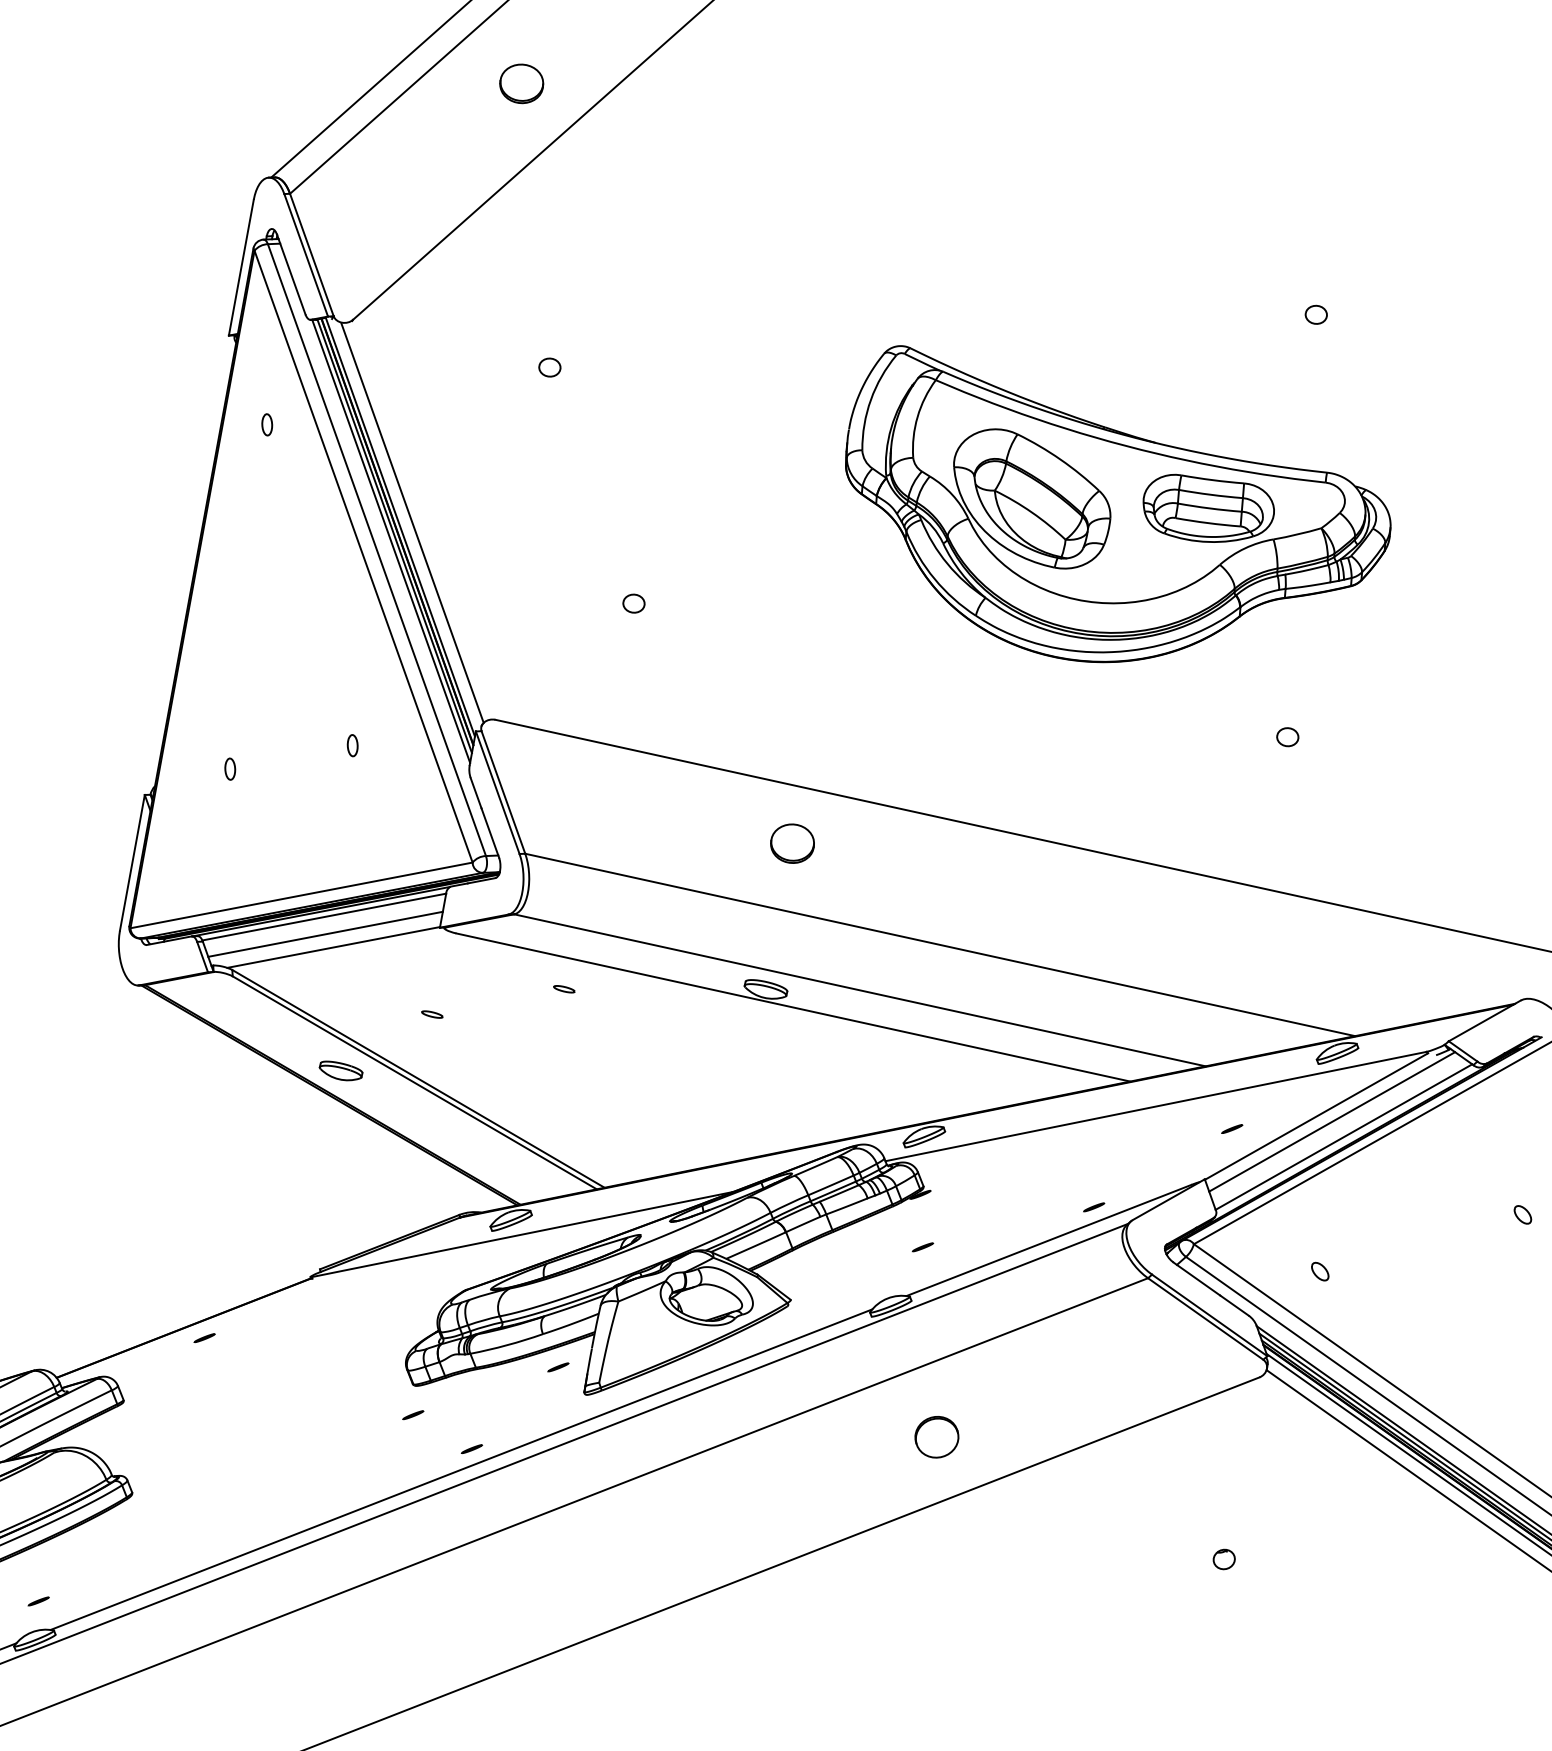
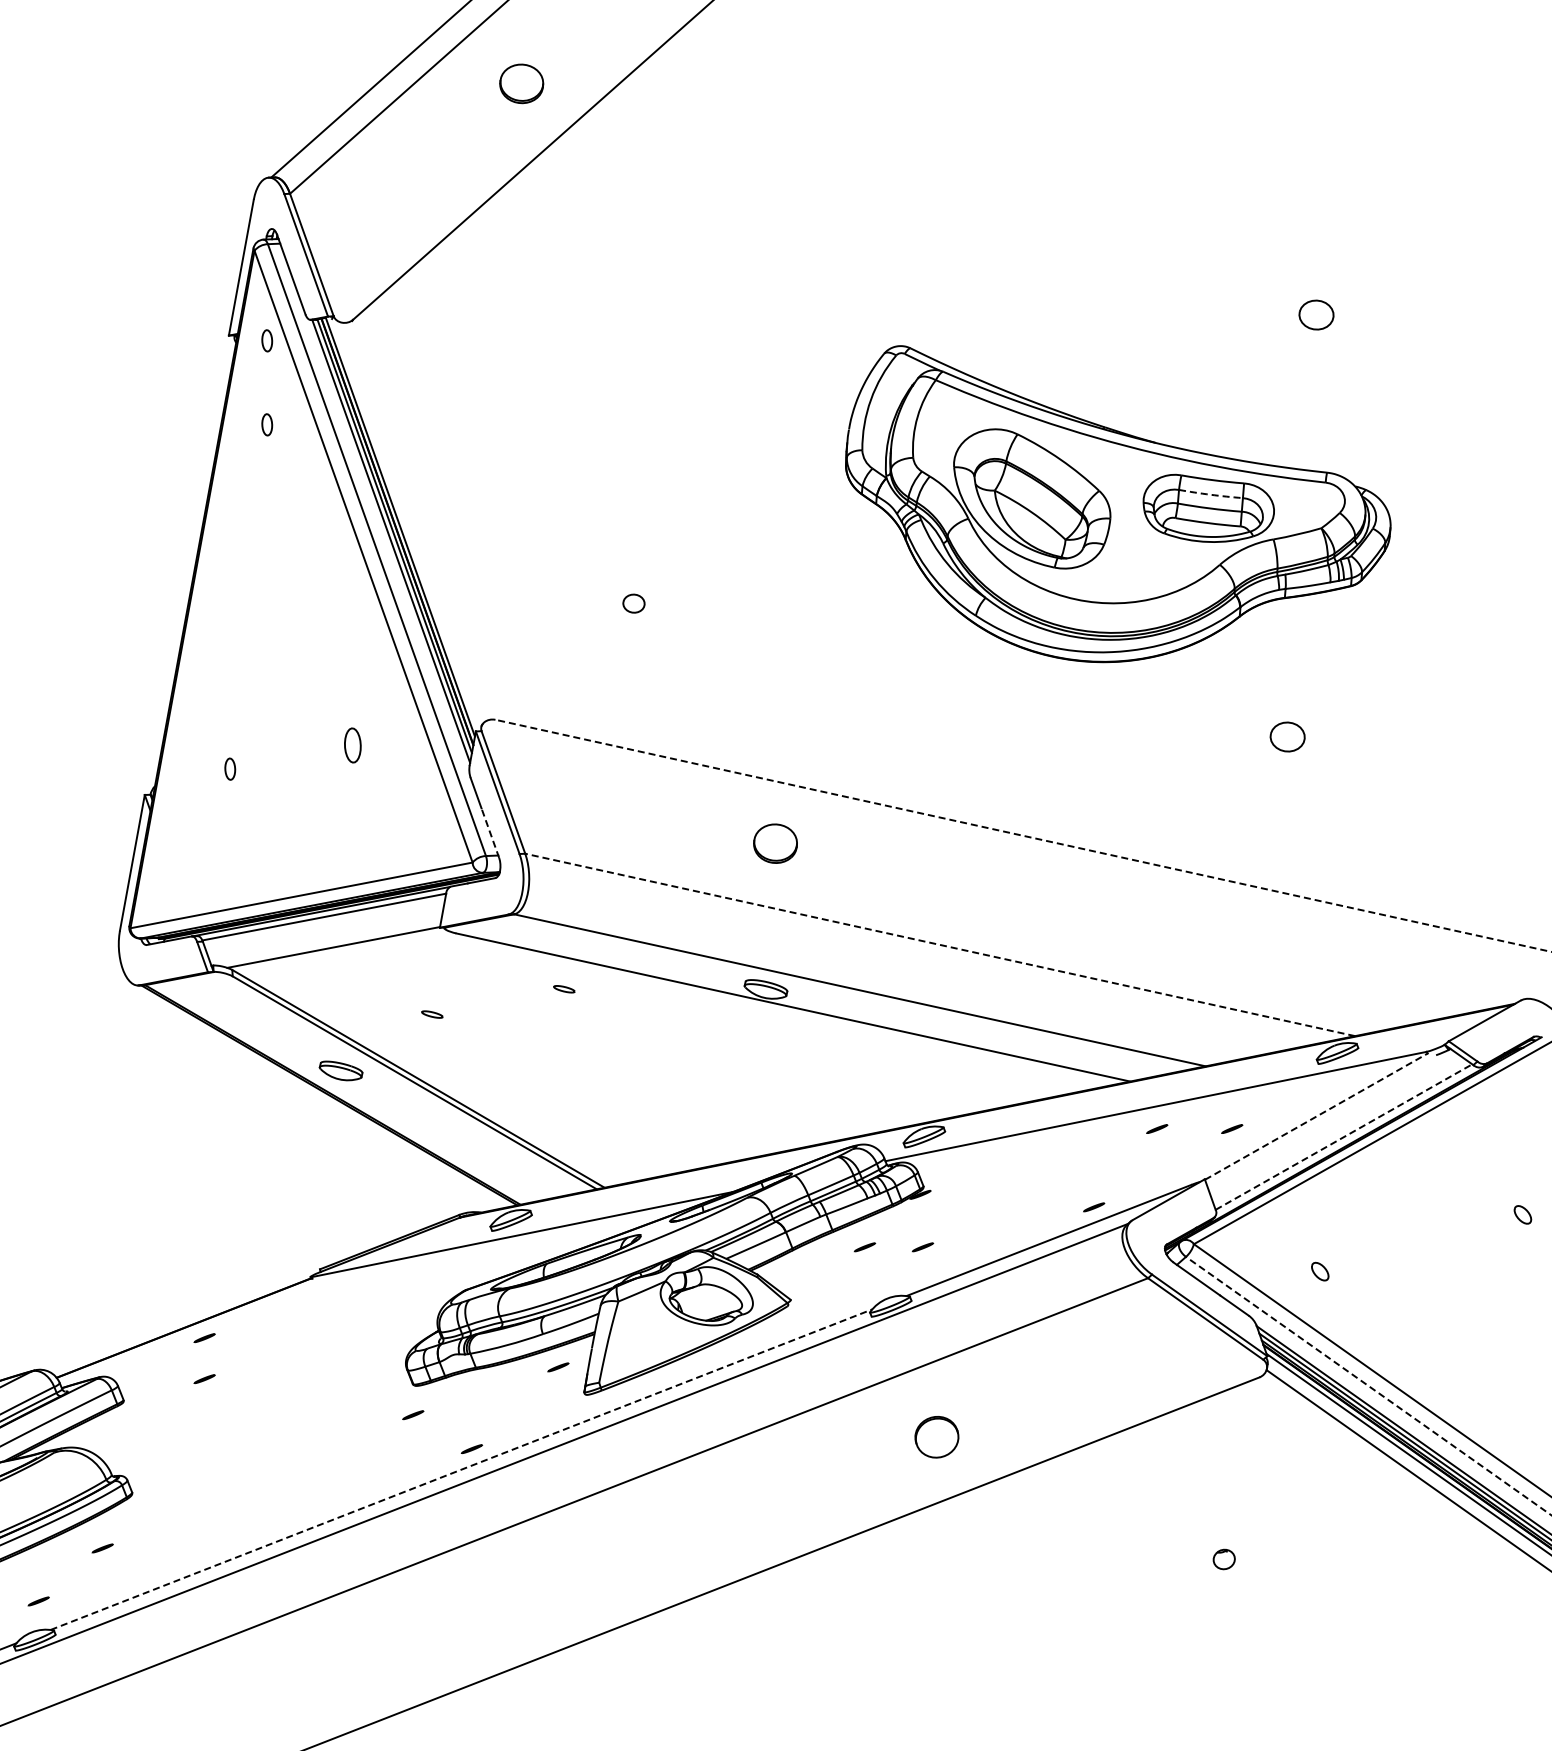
part size: 24x21 px -> 37x32 px (1316, 314)
part: none -> present (267, 340)
part: present -> none (549, 367)
arc: solid -> dashed (1210, 494)
line: present -> none (412, 522)
part size: 24x21 px -> 37x32 px (1287, 736)
part size: 13x24 px -> 18x37 px (352, 745)
line: solid -> dashed (490, 832)
line: solid -> dashed (1022, 835)
part position: (792, 843) -> (775, 843) (775, 843)
line: present -> none (325, 933)
line: solid -> dashed (940, 944)
line: solid -> dashed (1317, 1116)
line: present -> none (1332, 1121)
line: none -> present (1157, 1128)
line: solid -> dashed (1343, 1137)
line: none -> present (864, 1247)
line: none -> present (204, 1378)
line: solid -> dashed (1368, 1386)
line: solid -> dashed (461, 1469)
line: none -> present (102, 1548)
